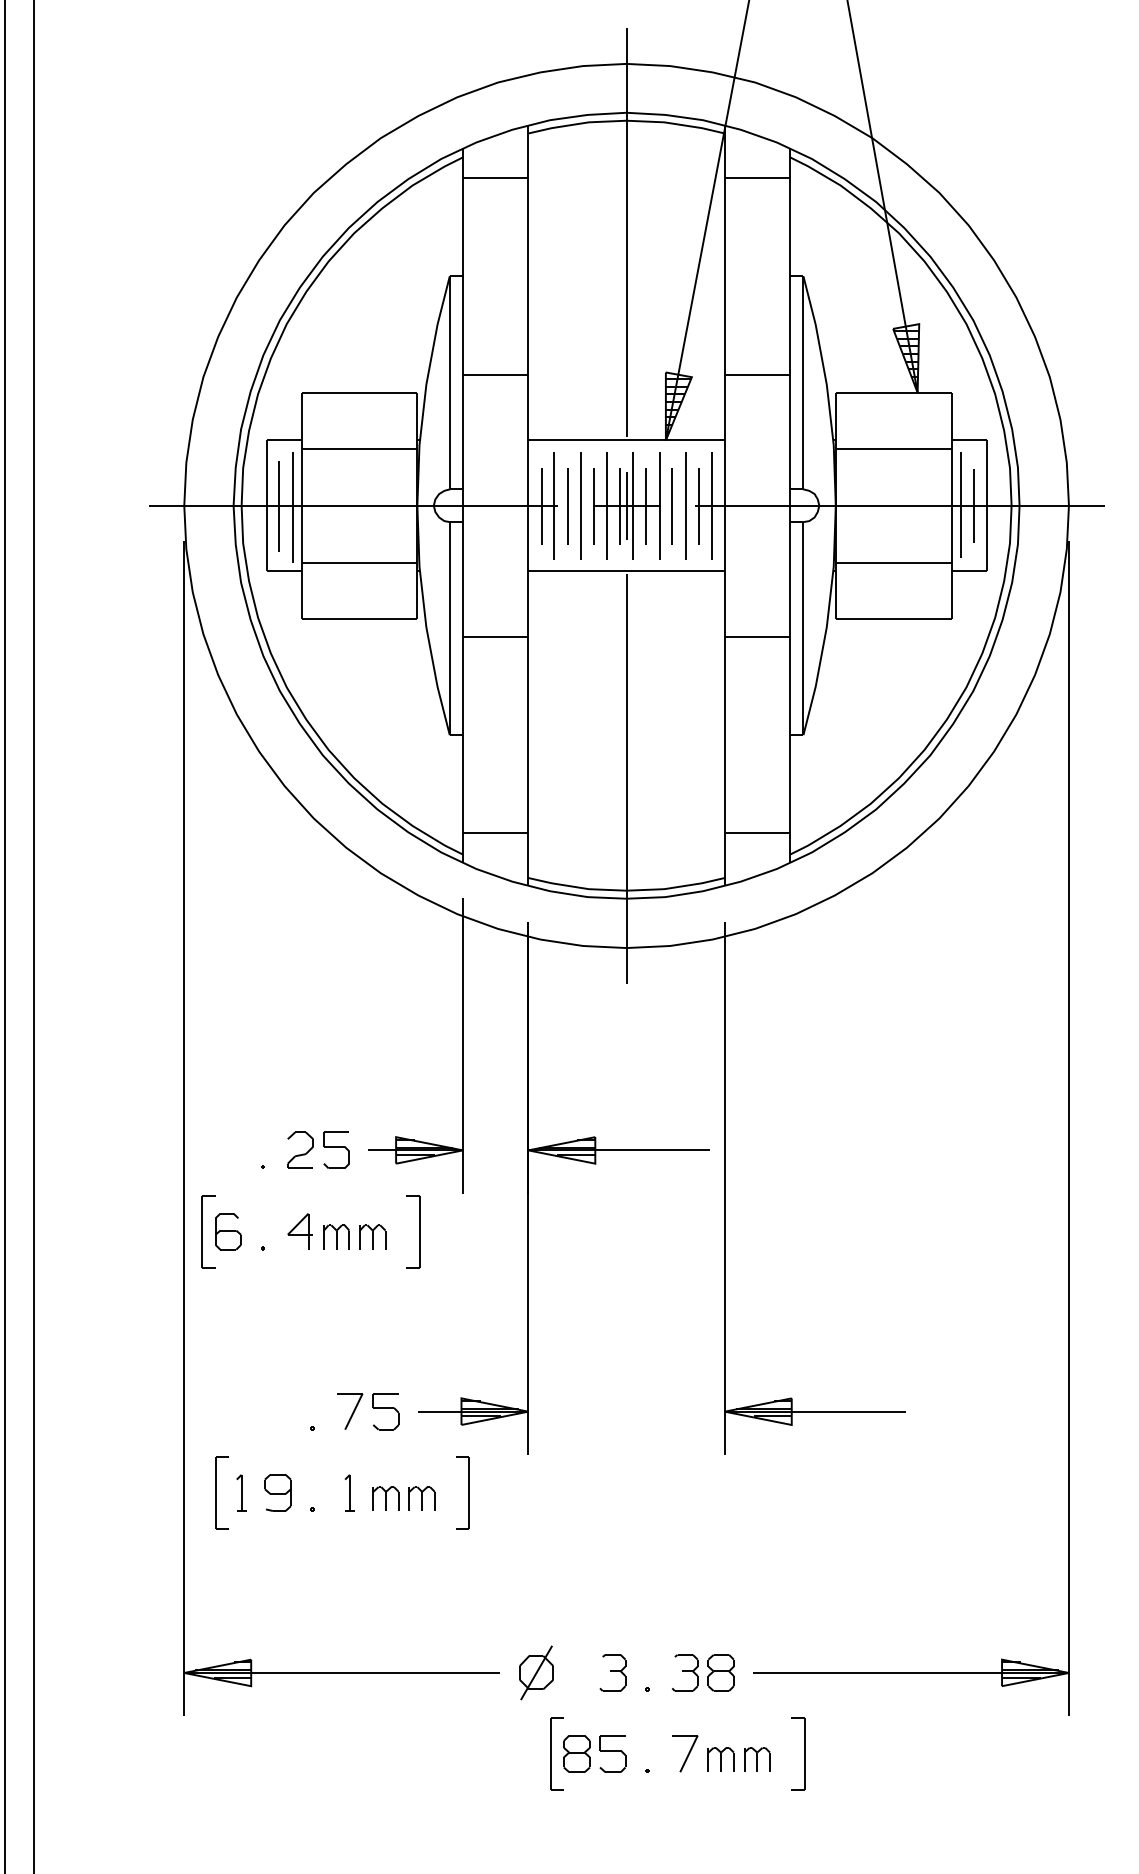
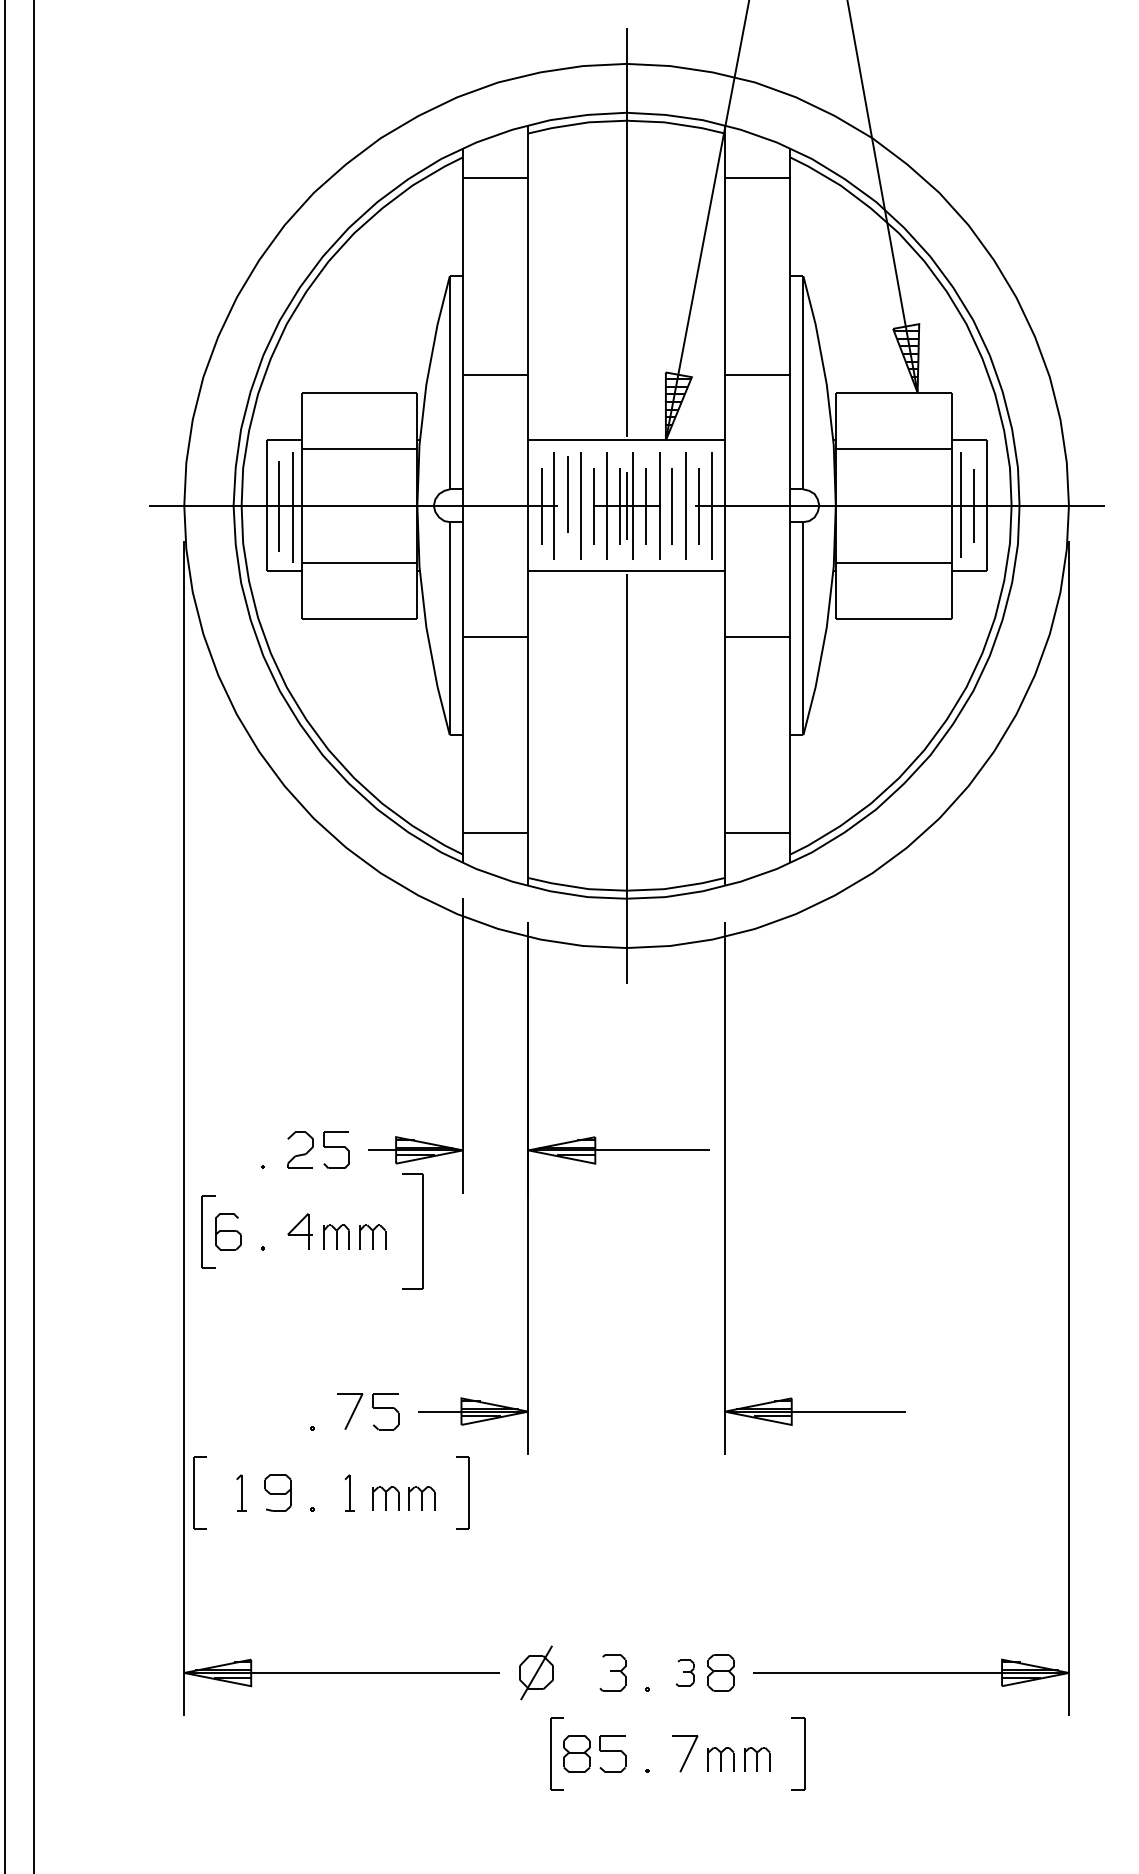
line position: (567, 506) -> (567, 494) (567, 494)
part size: 15x74 px -> 22x117 px (412, 1231)
part position: (221, 1492) -> (199, 1492) (199, 1492)
part size: 27x38 px -> 20x28 px (684, 1672)
